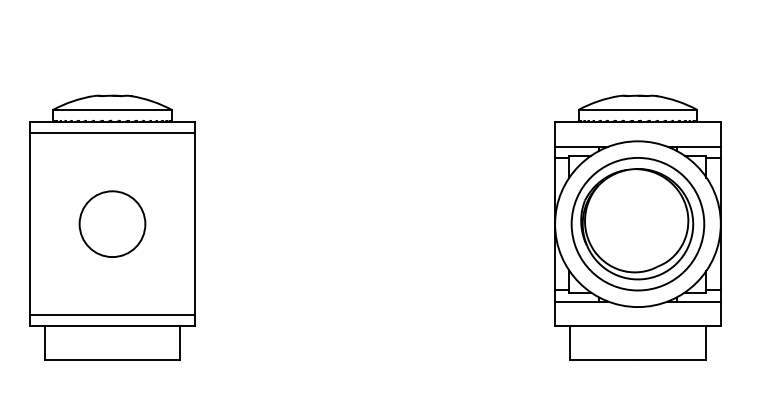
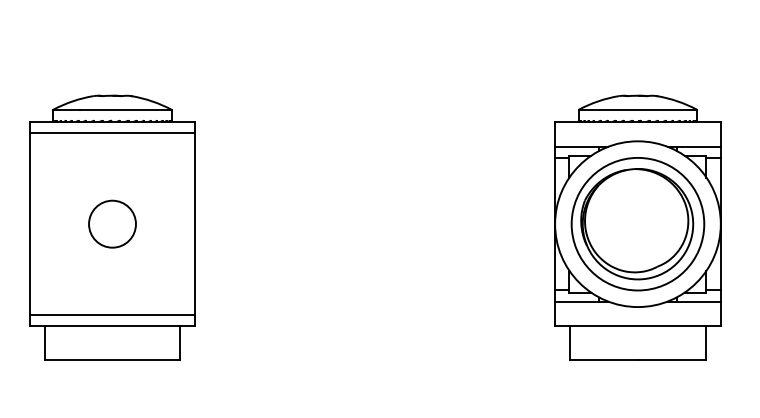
circle diameter: 66 px -> 47 px (112, 223)
